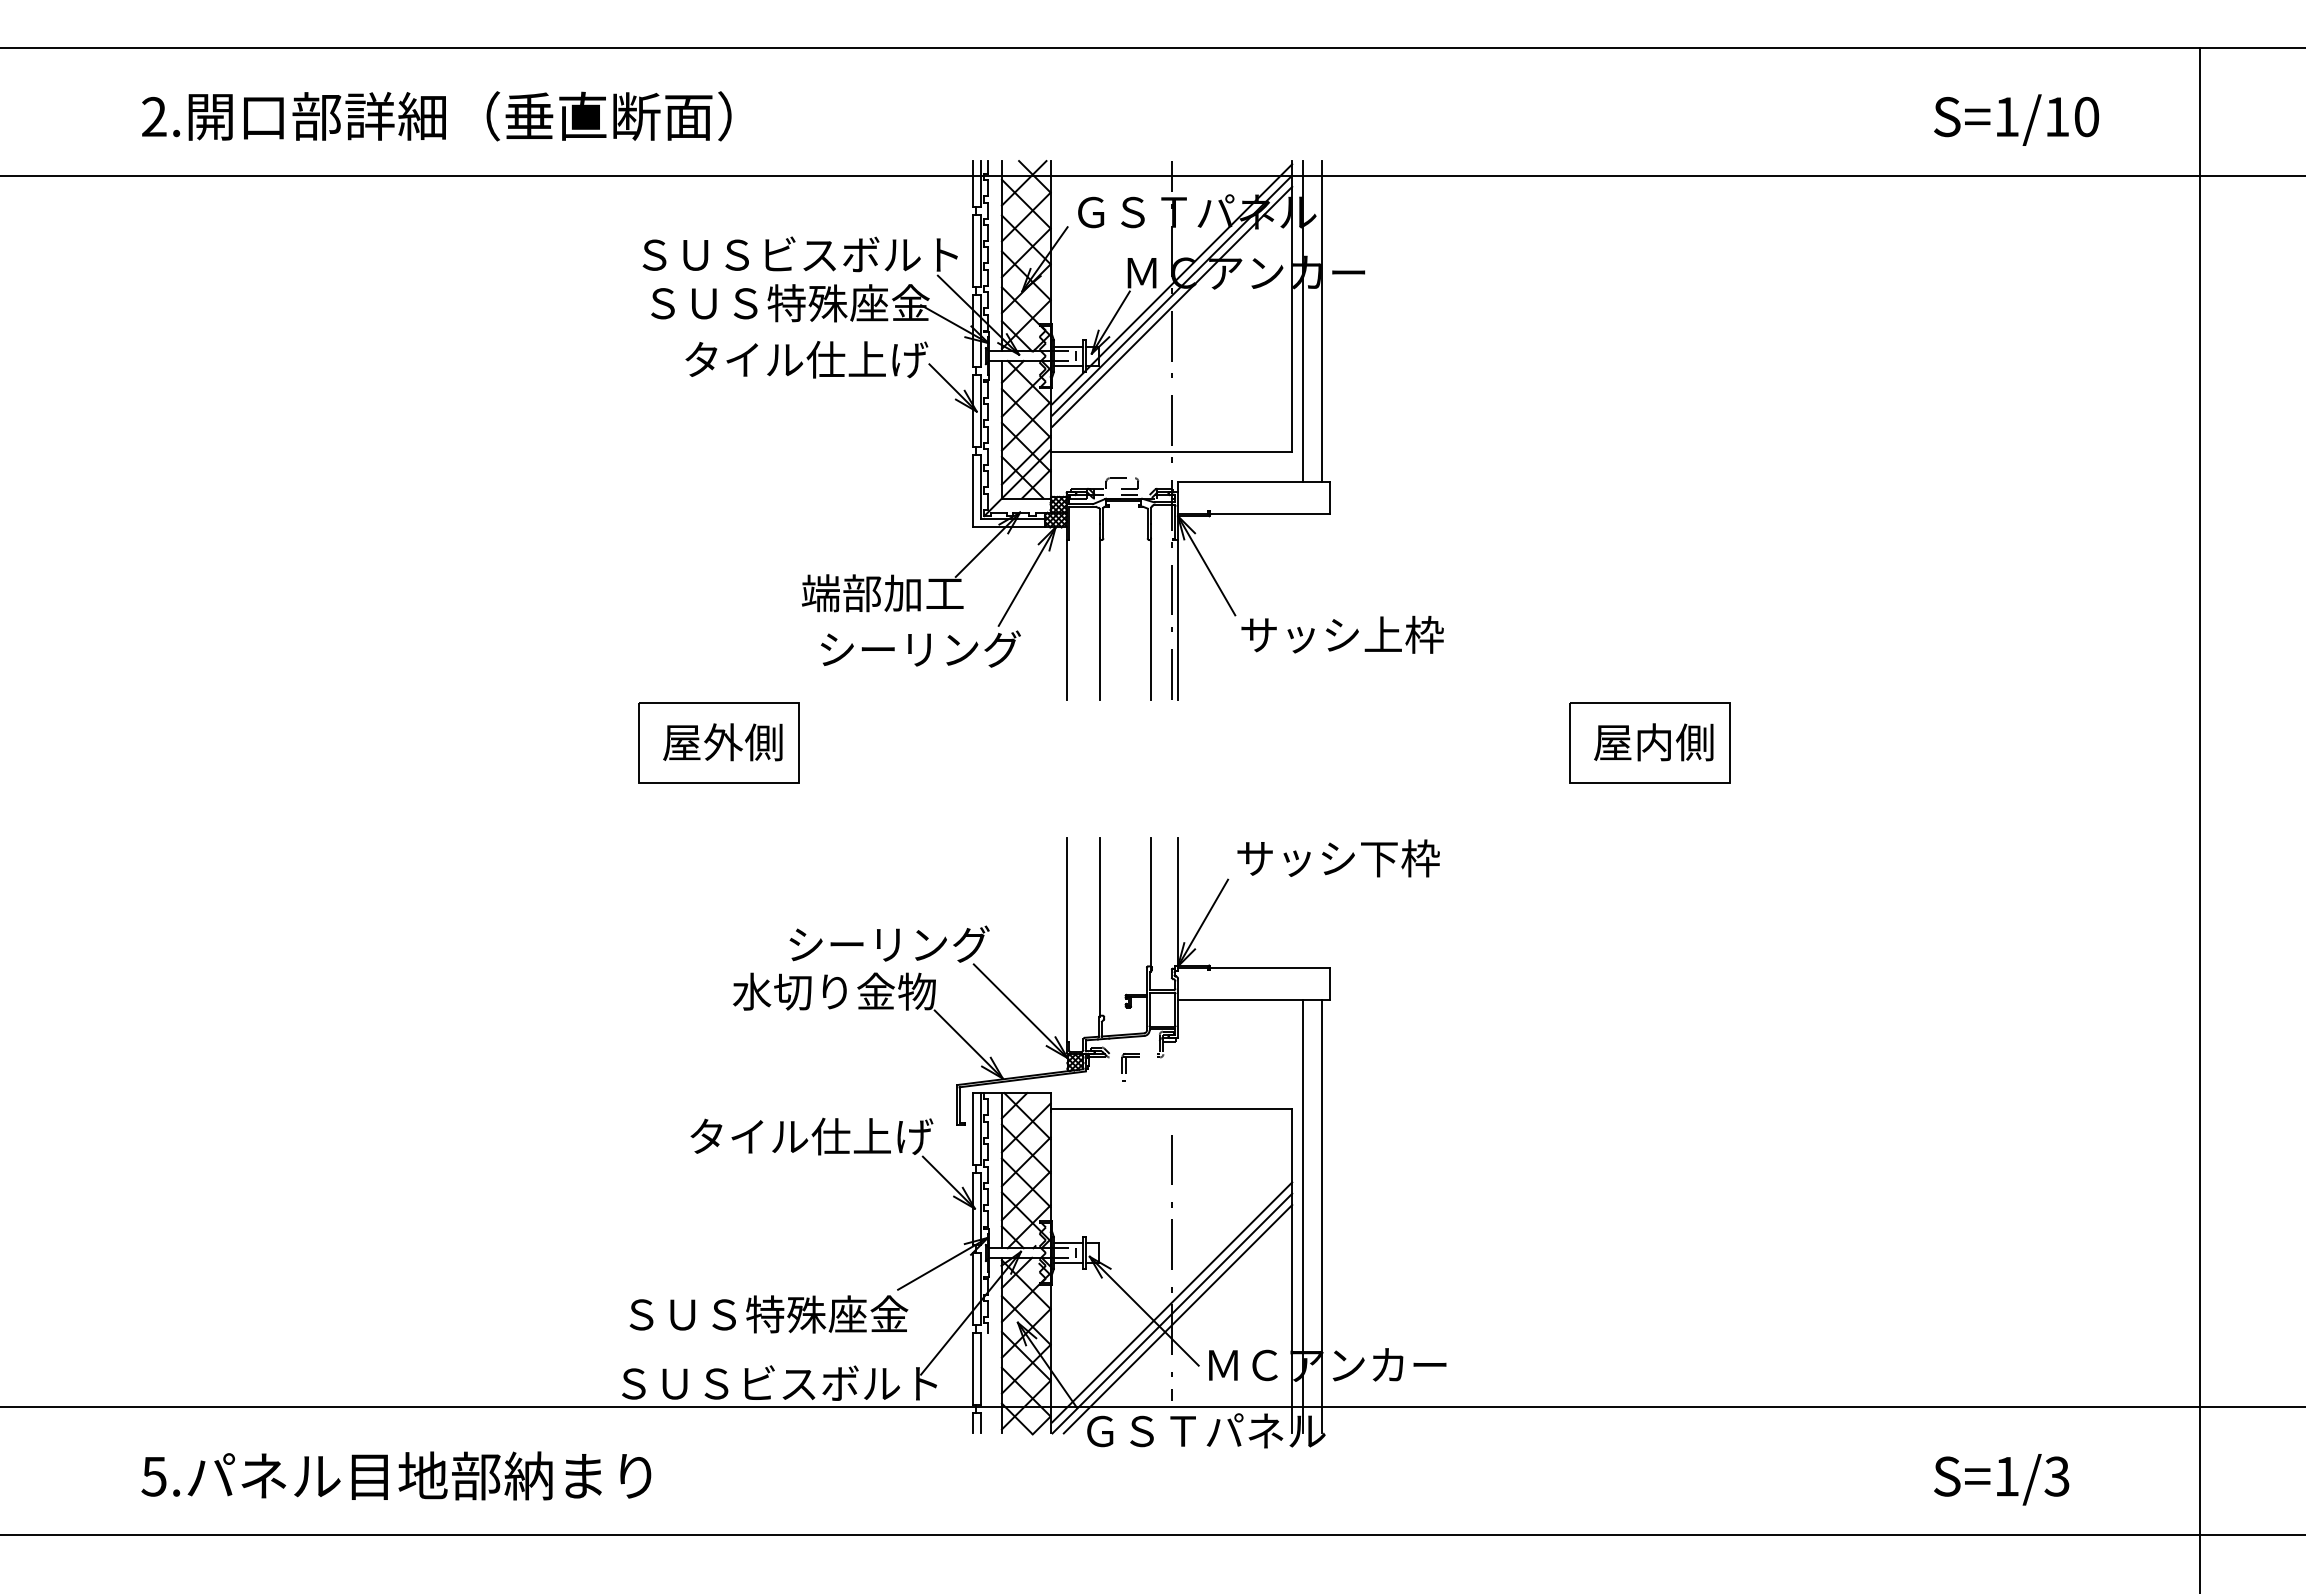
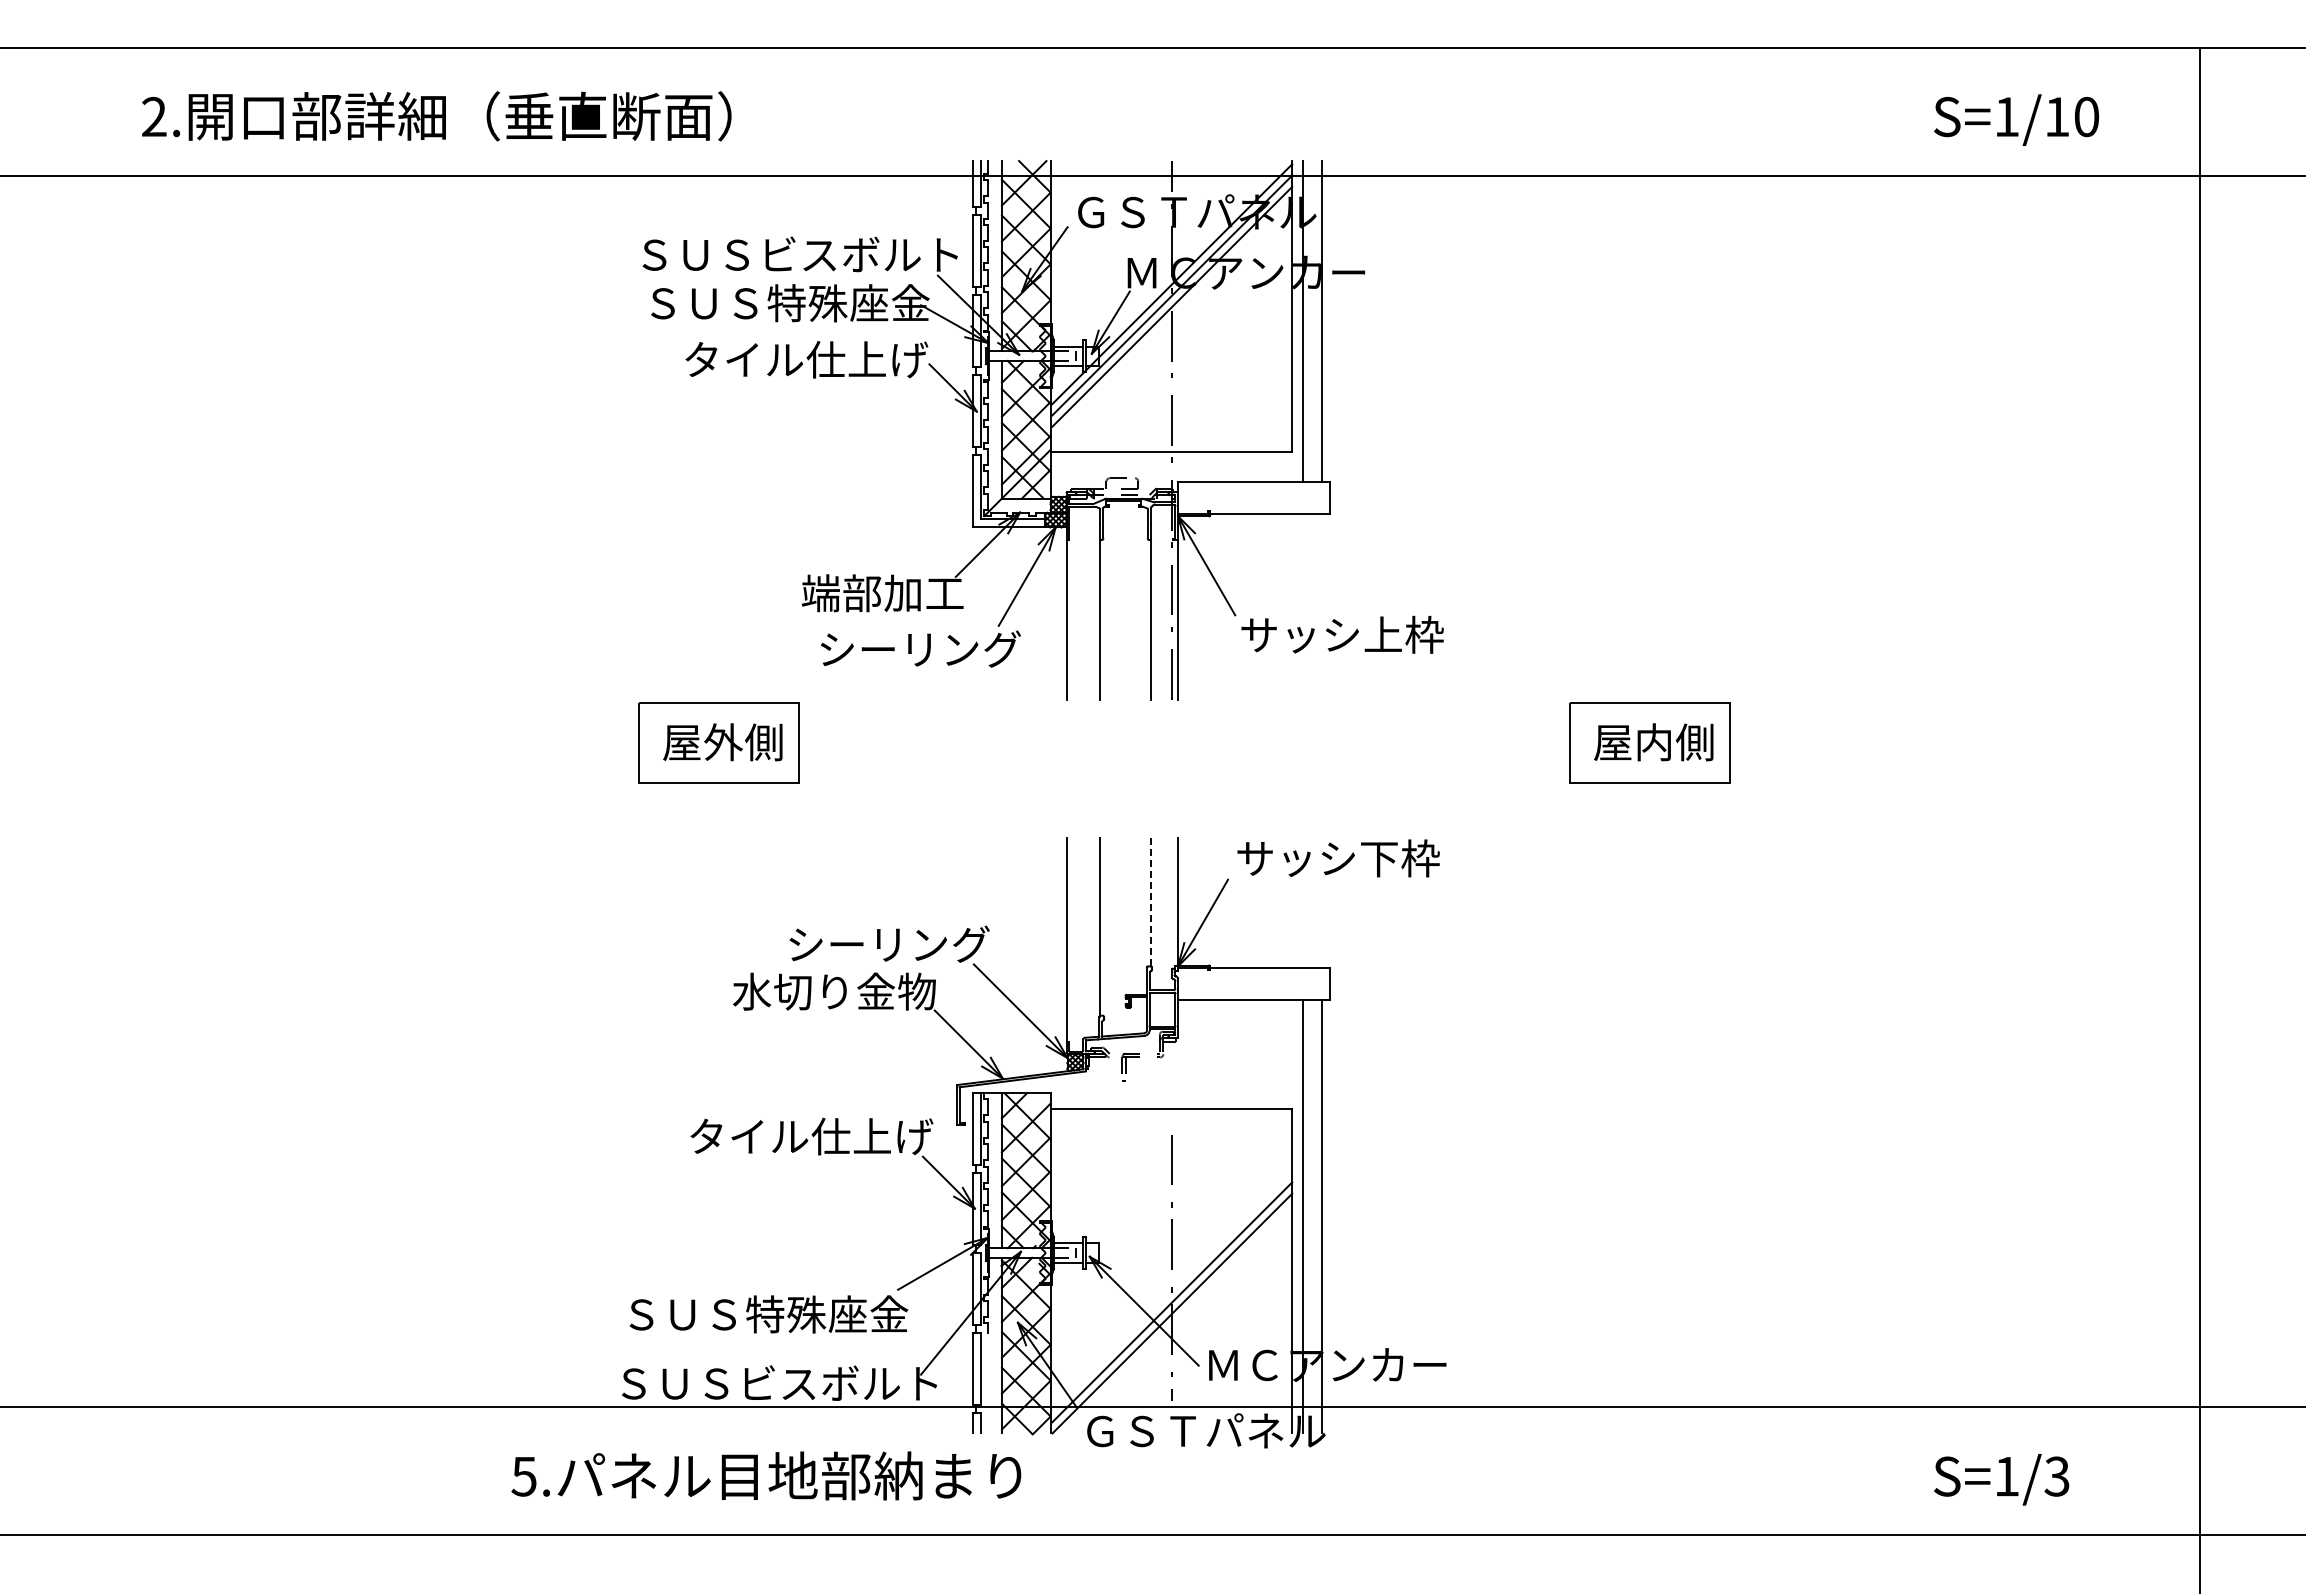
line: solid -> dashed (1151, 905)
line: present -> none (1177, 1319)
text position: (396, 1475) -> (766, 1475) (766, 1475)
